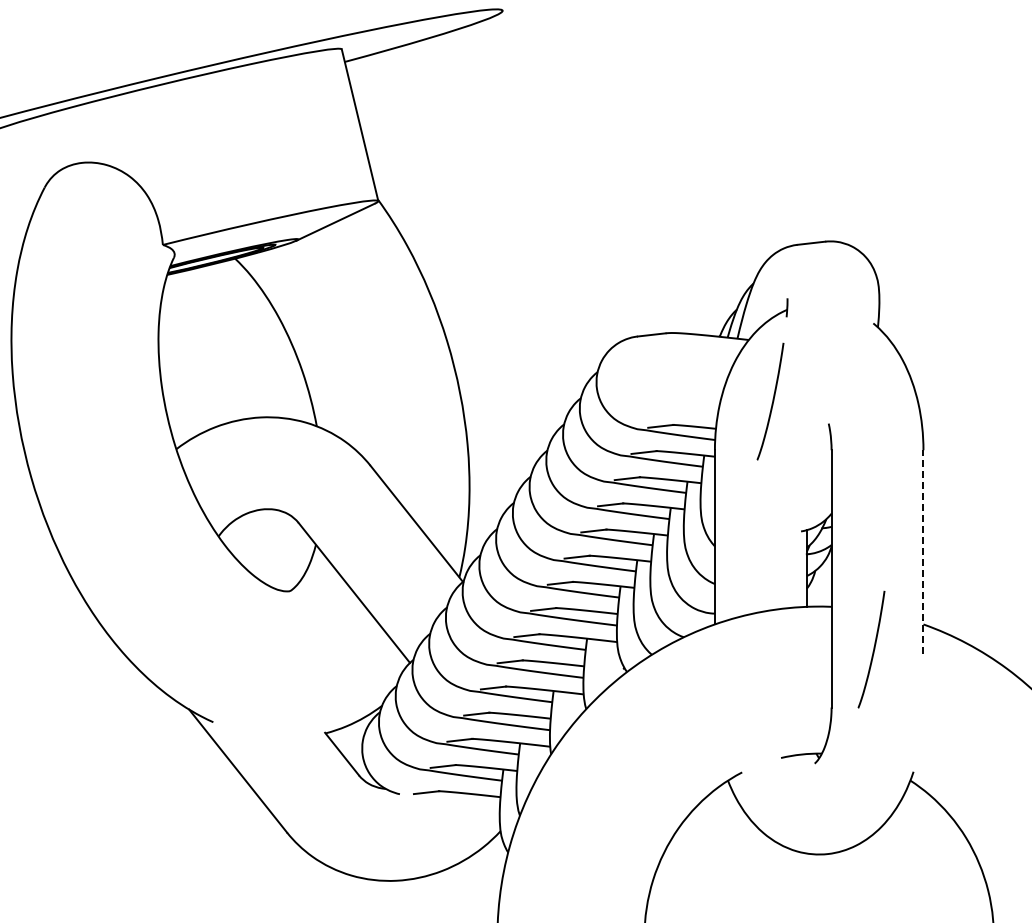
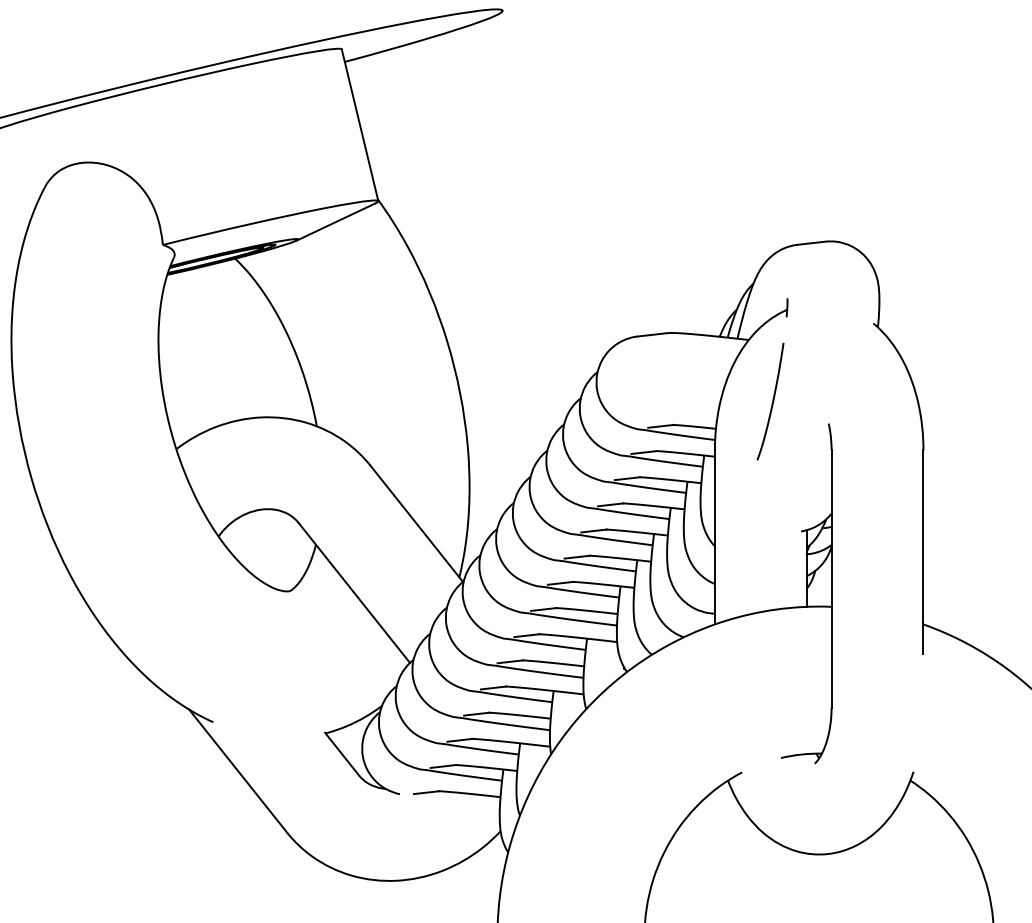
line: dashed -> solid (923, 551)
curve: present -> none (873, 649)
